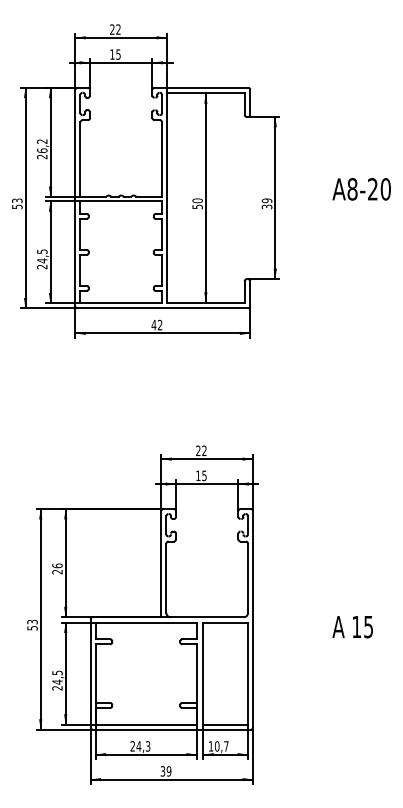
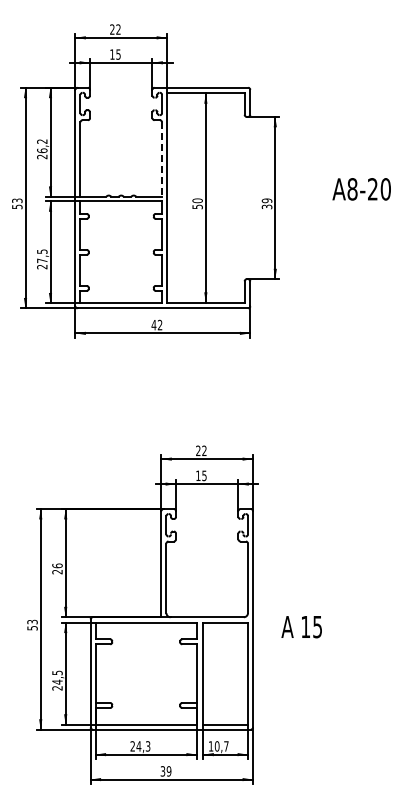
line: solid -> dashed (162, 160)
text: 24,5 -> 27,5 (42, 260)
text position: (352, 627) -> (301, 627) (301, 627)
